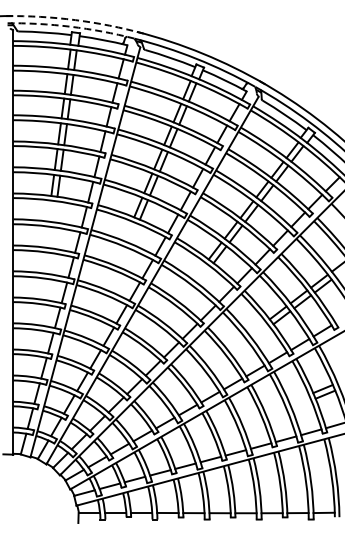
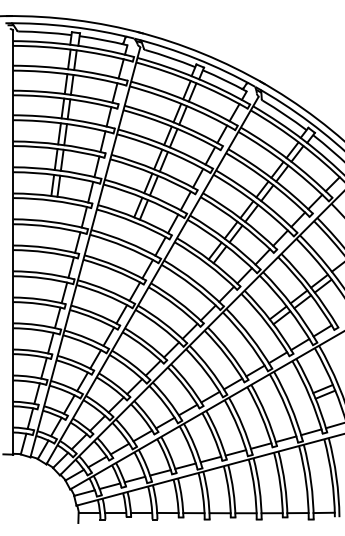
arc: dashed -> solid (75, 20)
arc: dashed -> solid (70, 26)
